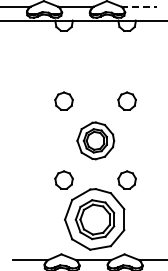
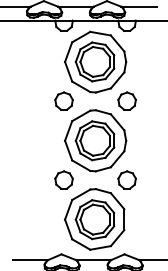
line: dashed -> solid (139, 6)
part: none -> present (95, 61)
part size: 40x40 px -> 64x64 px (95, 140)
